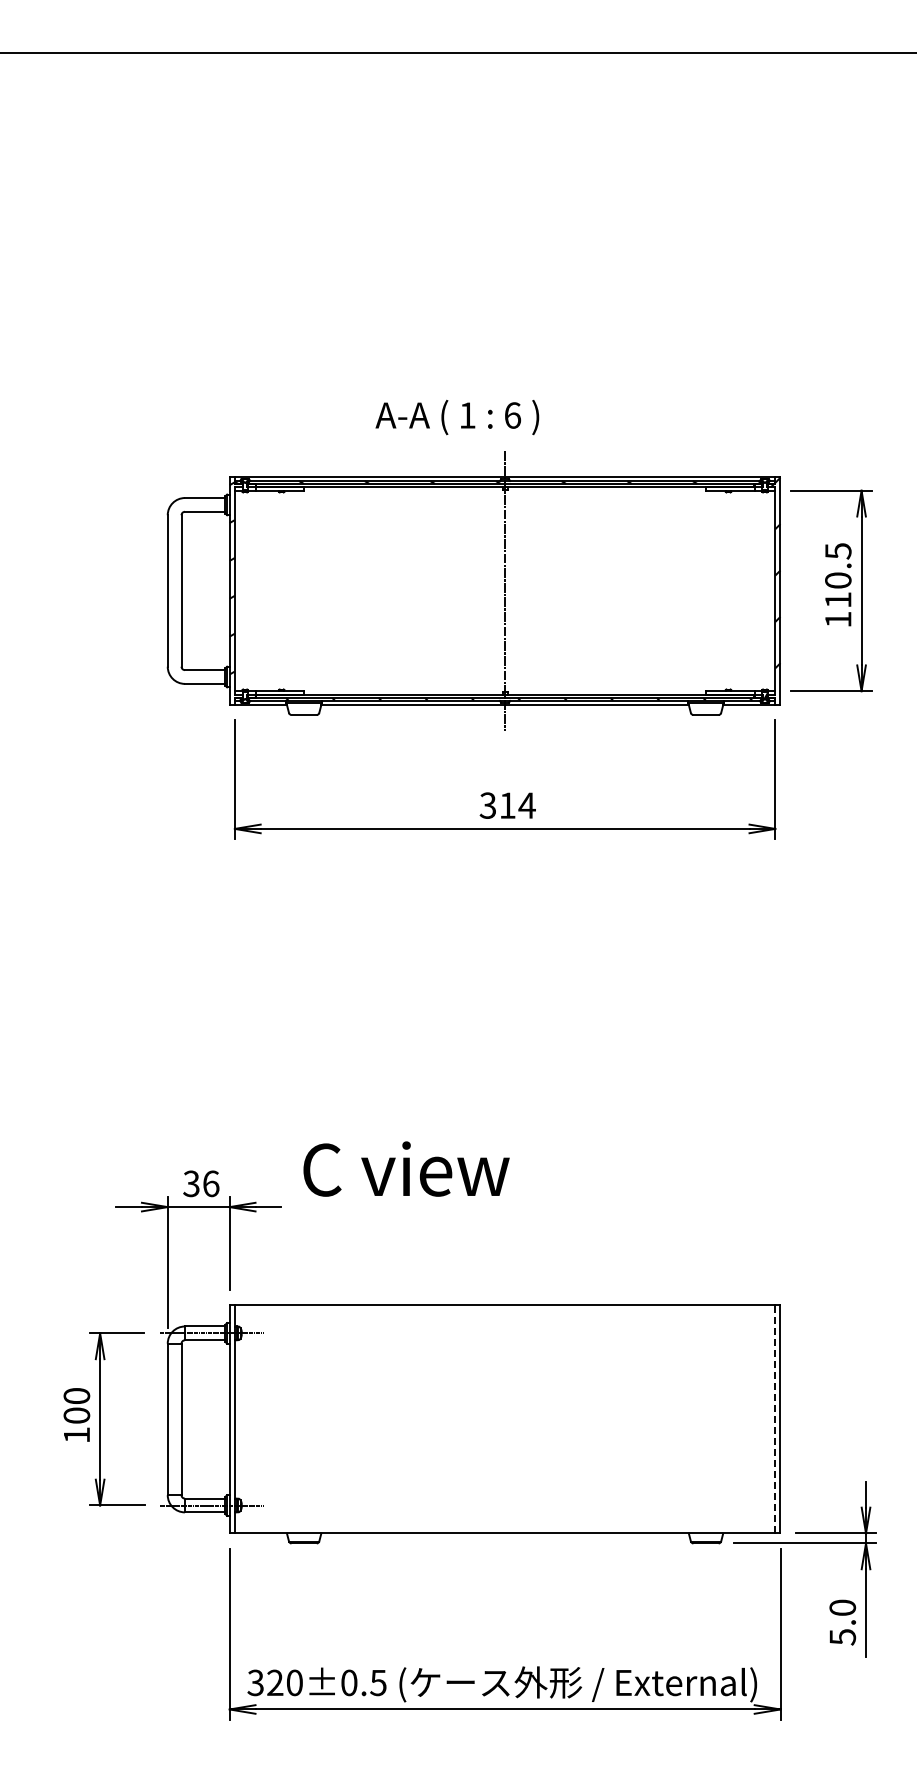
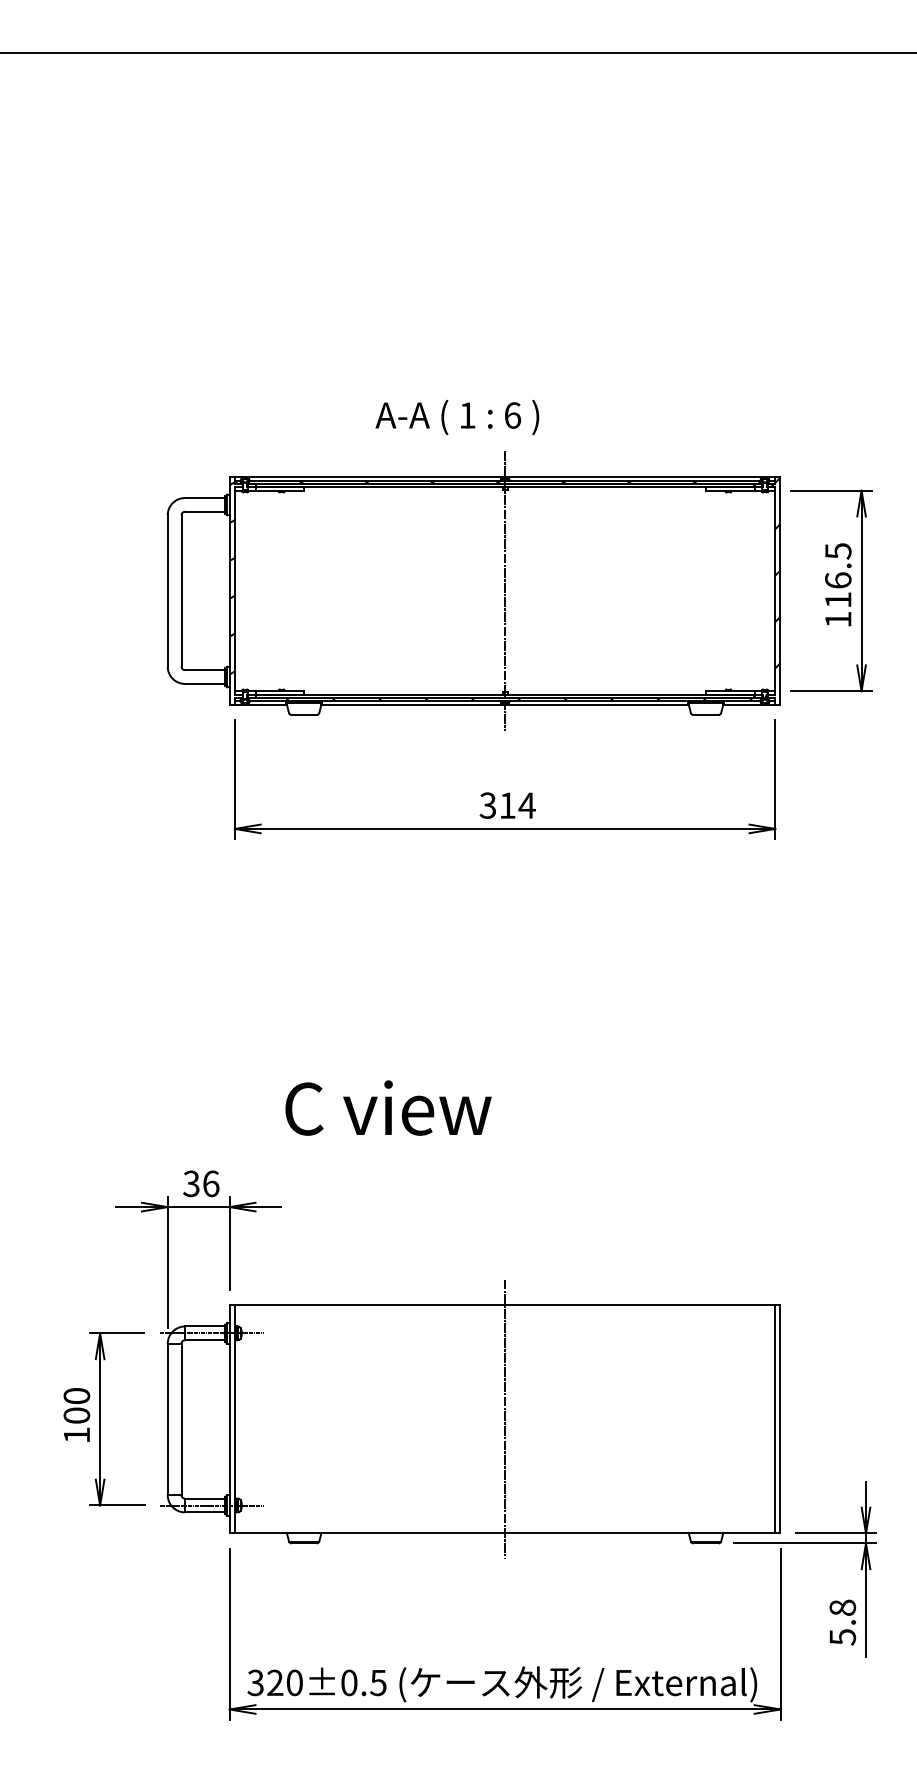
text: 110.5 -> 116.5 (838, 580)
text position: (406, 1168) -> (388, 1107) (388, 1107)
line: dashed -> solid (775, 1418)
line: none -> present (505, 1419)
text: 5.0 -> 5.8 (842, 1607)
